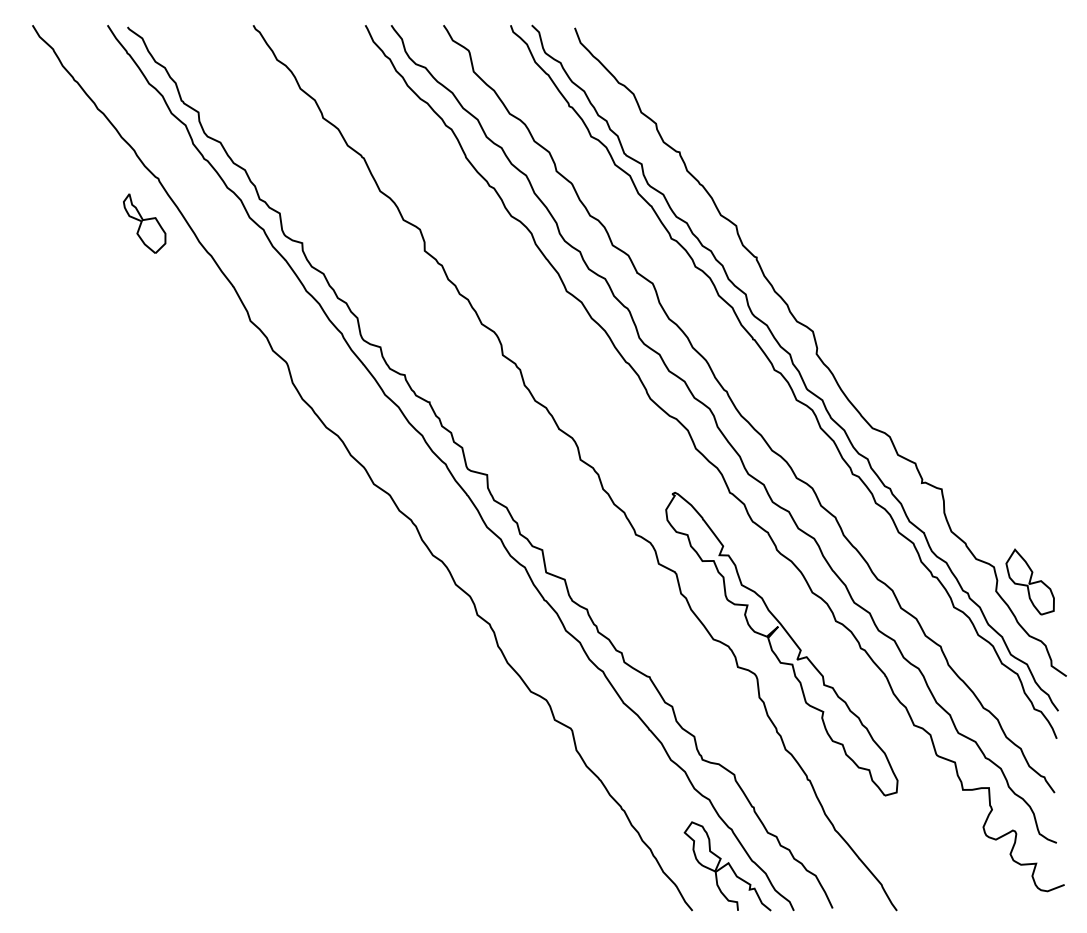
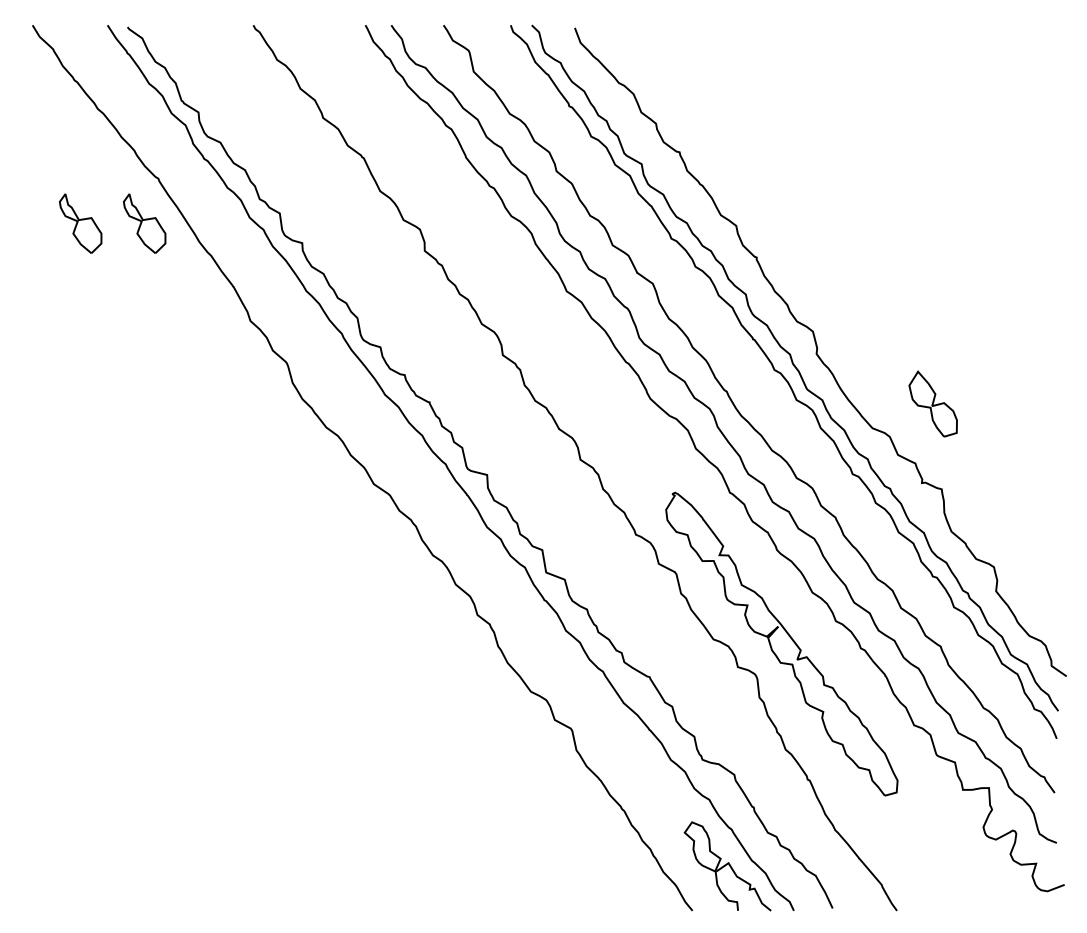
part: none -> present (80, 223)
part position: (1029, 581) -> (932, 403) (932, 403)
